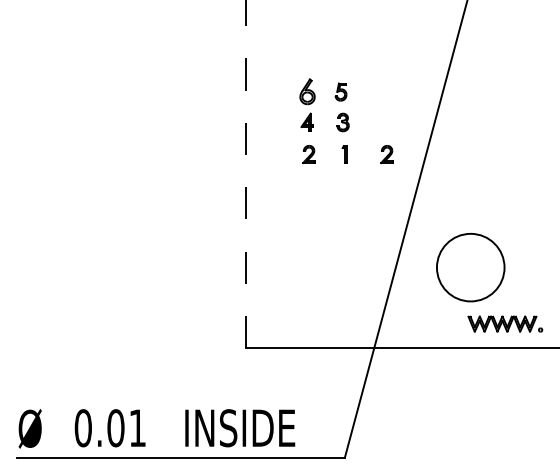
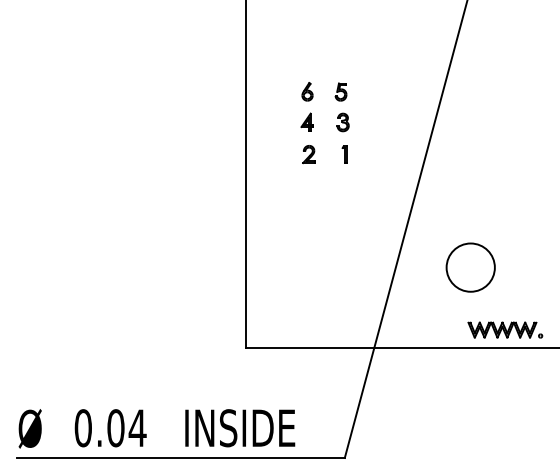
part size: 17x28 px -> 13x20 px (307, 91)
part: present -> none (386, 154)
line: dashed -> solid (246, 174)
circle diameter: 68 px -> 48 px (470, 267)
part position: (505, 323) -> (505, 329) (505, 329)
text: 0.01 -> 0.04 (137, 427)
